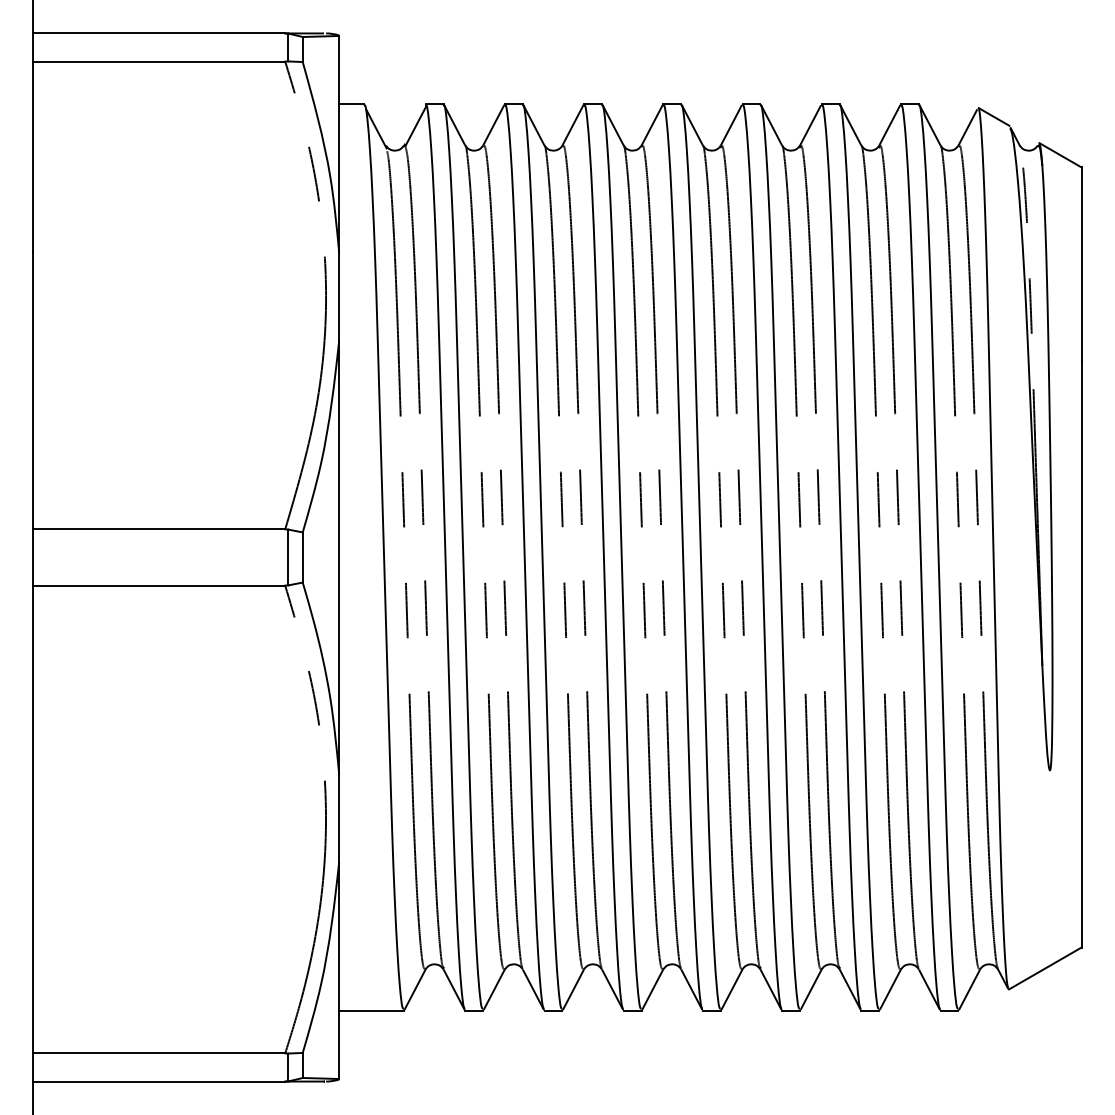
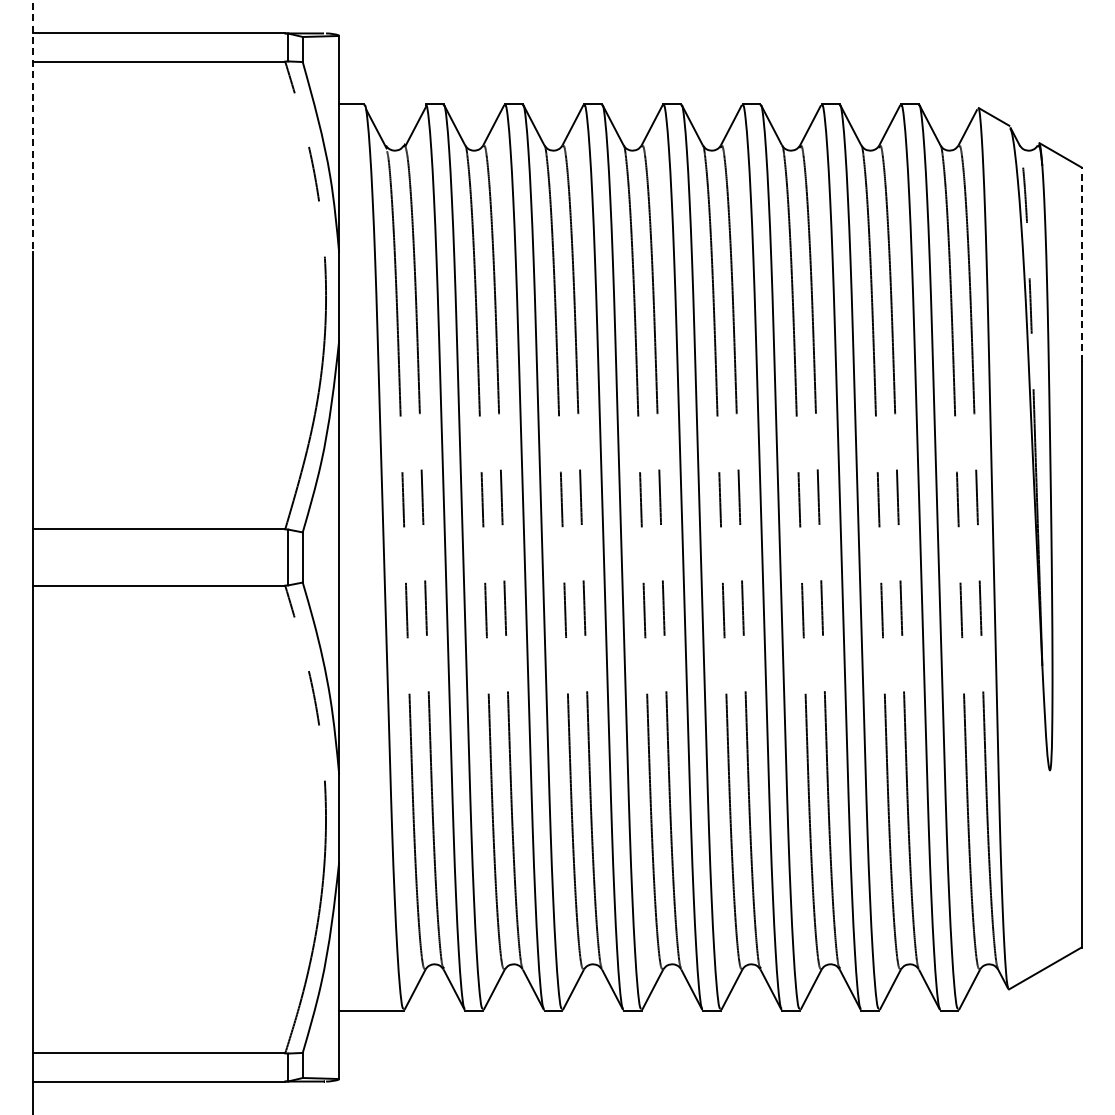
line: solid -> dashed (33, 125)
line: solid -> dashed (1081, 264)
